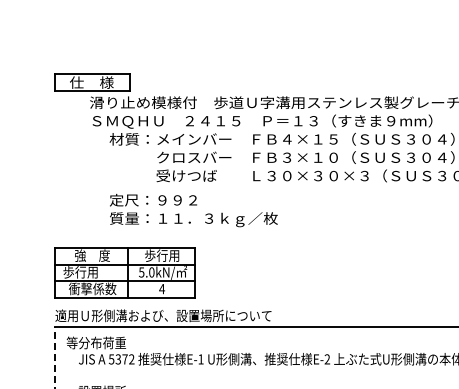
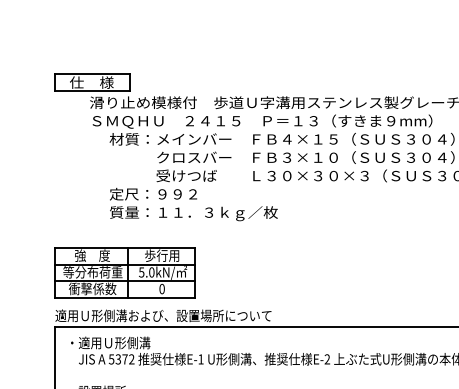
text position: (193, 210) -> (193, 204) (193, 204)
text: 歩行用 -> 等分布荷重 (92, 272)
text: 4 -> 0 (162, 288)
text: 等分布荷重 -> ・適用Ｕ形側溝 (108, 342)
line: dashed -> solid (55, 357)
